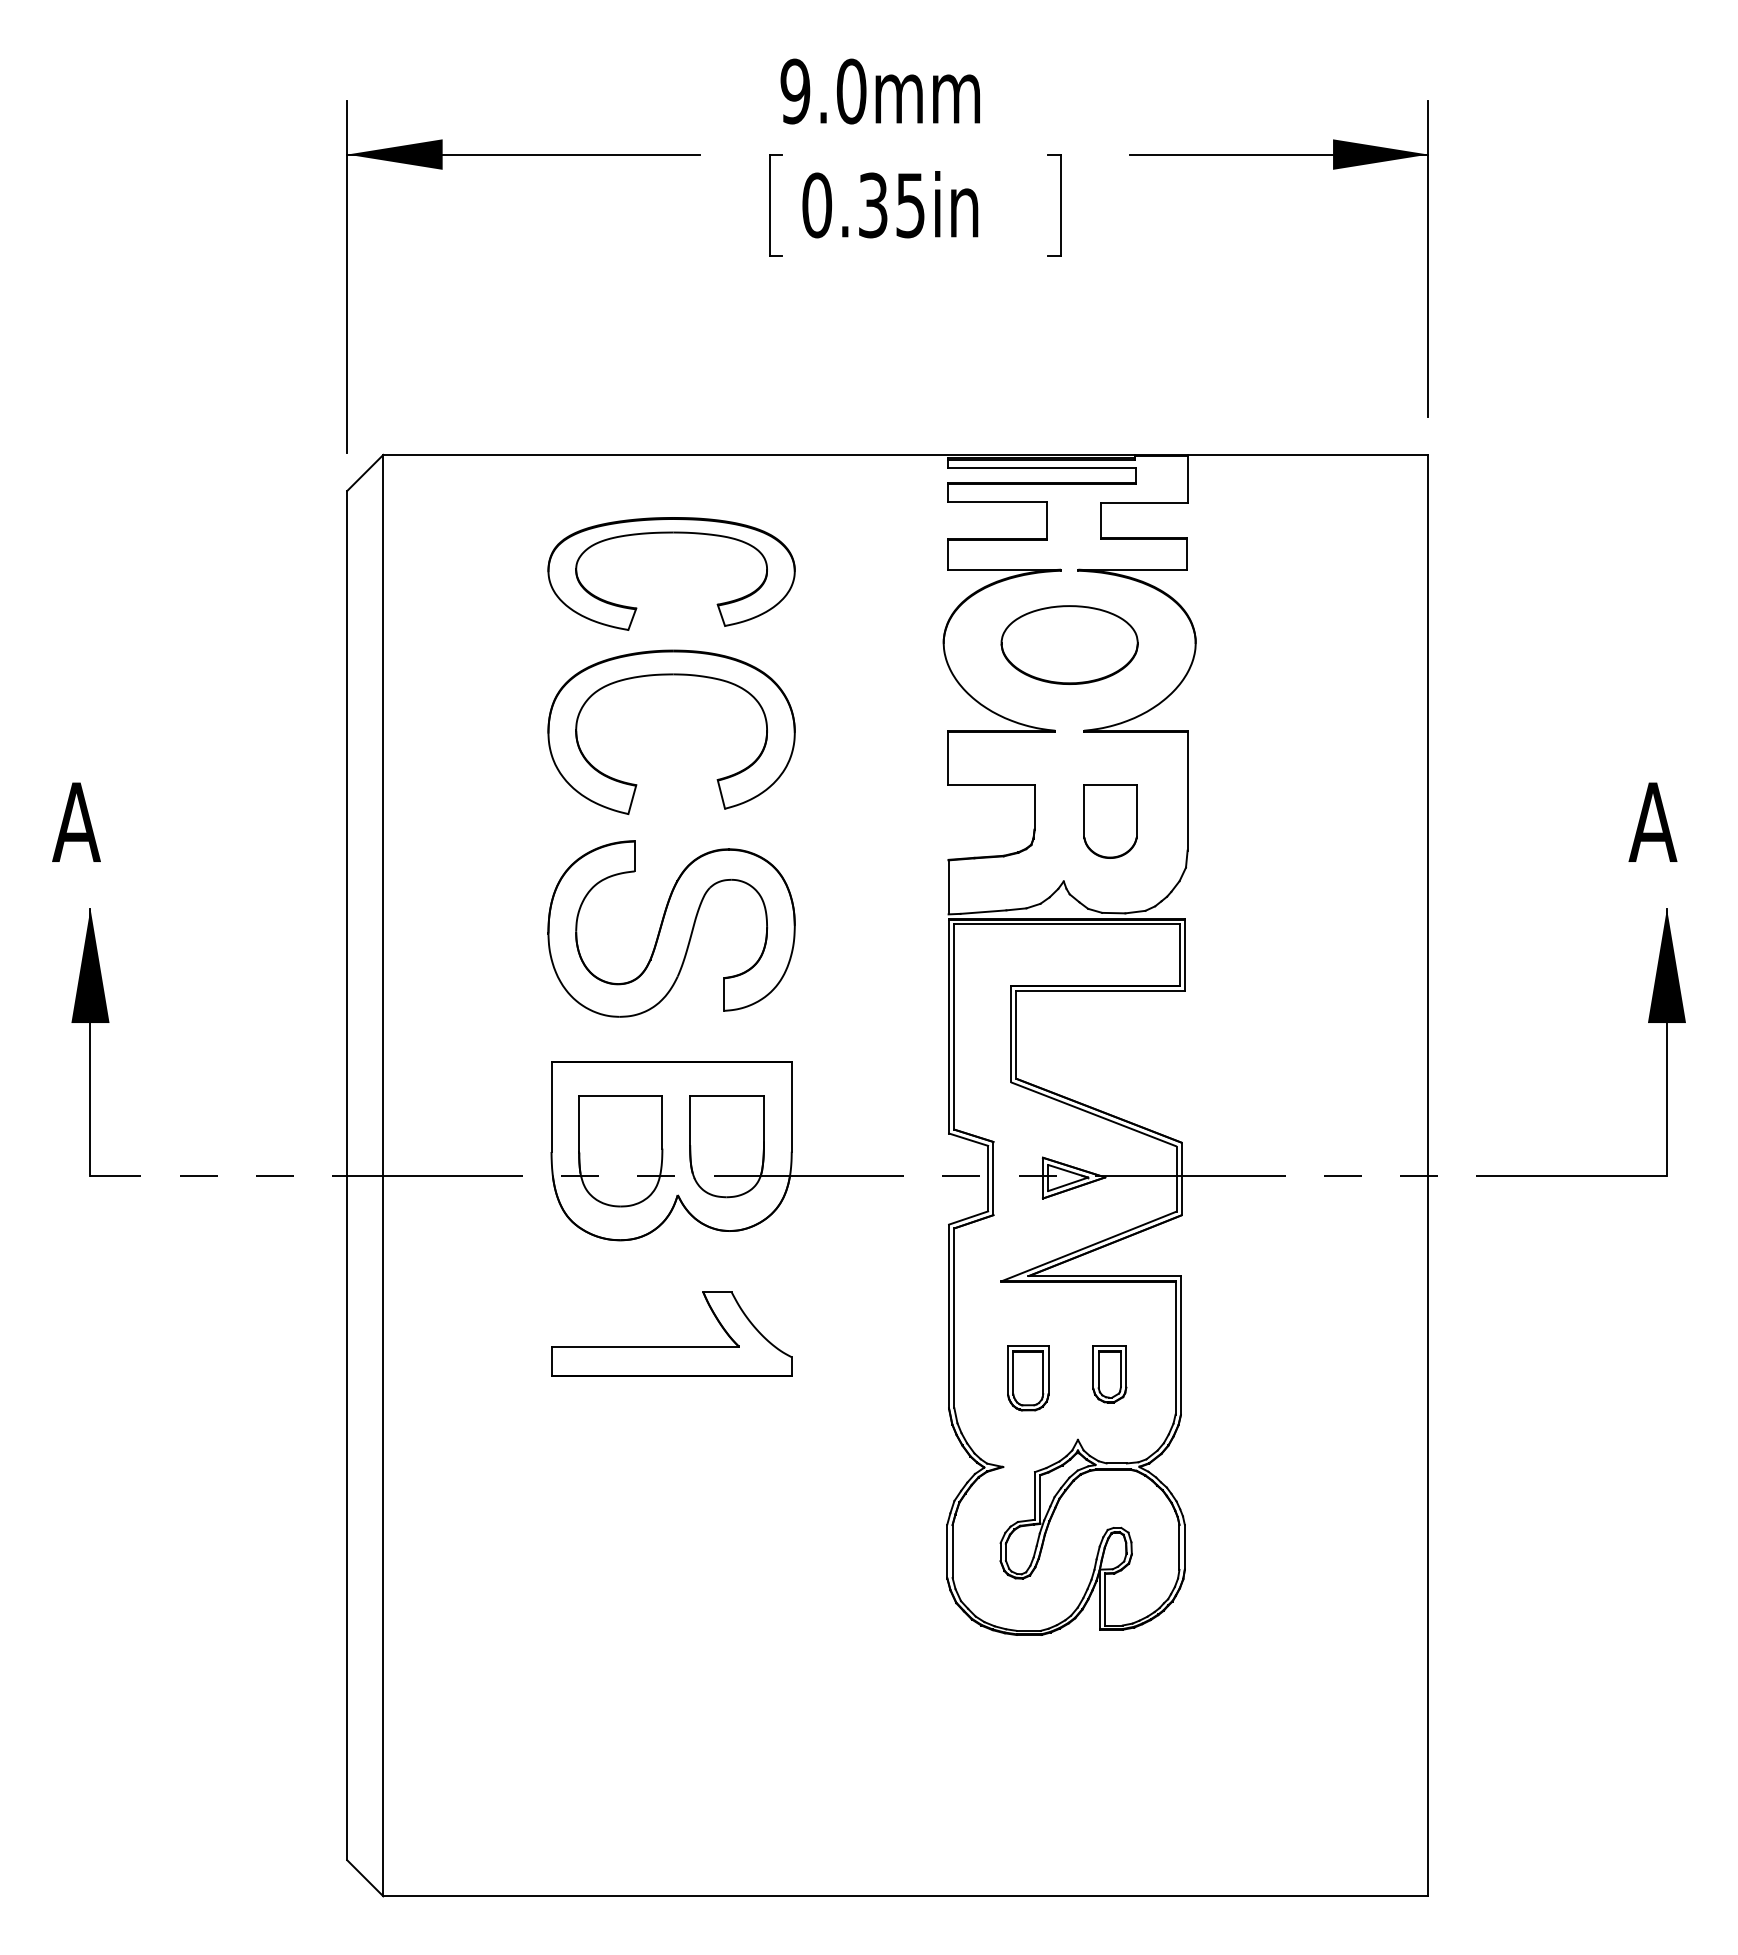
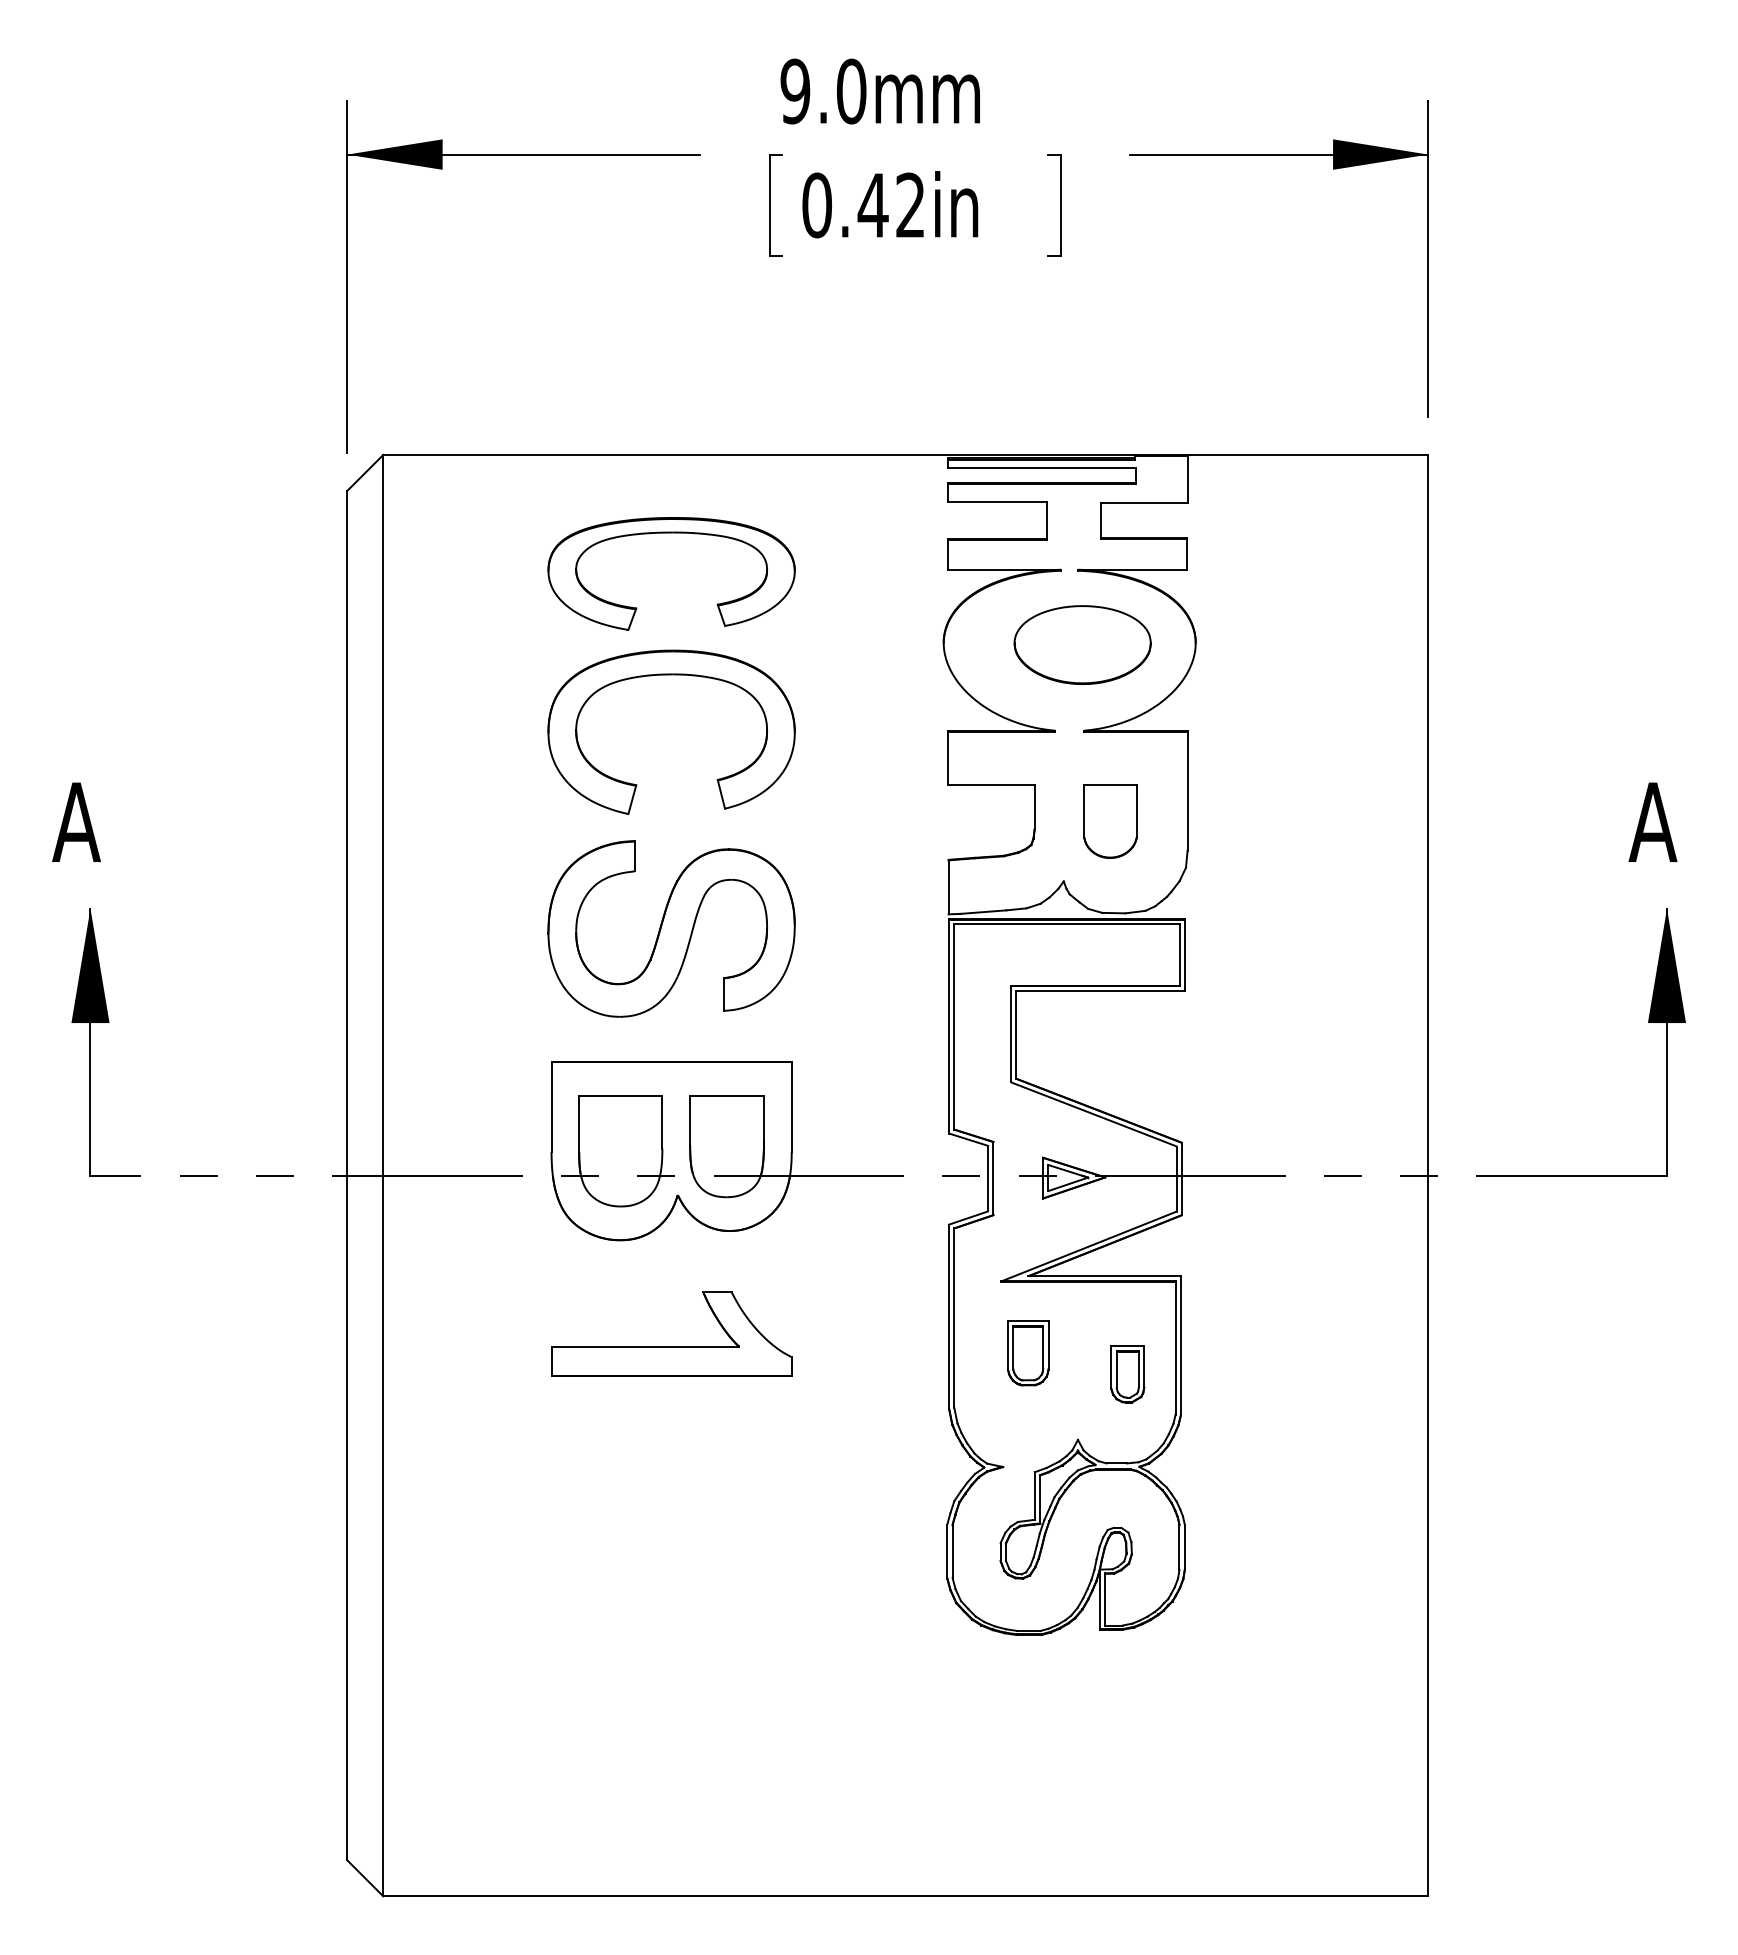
text: 0.35in -> 0.42in (890, 205)
part position: (1069, 644) -> (1082, 644) (1082, 644)
part position: (1109, 1374) -> (1127, 1374) (1127, 1374)
part position: (1028, 1378) -> (1028, 1353) (1028, 1353)
